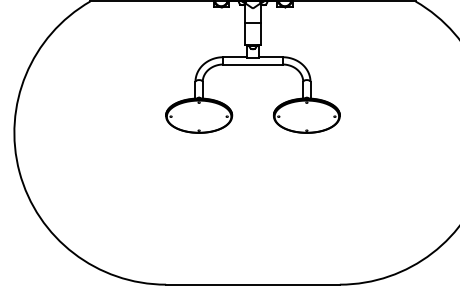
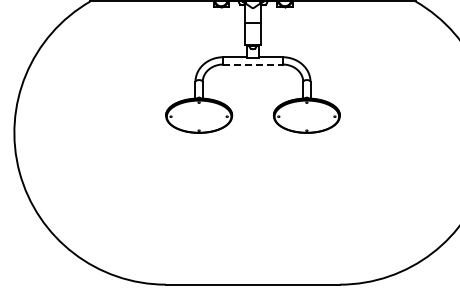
line: solid -> dashed (252, 64)
